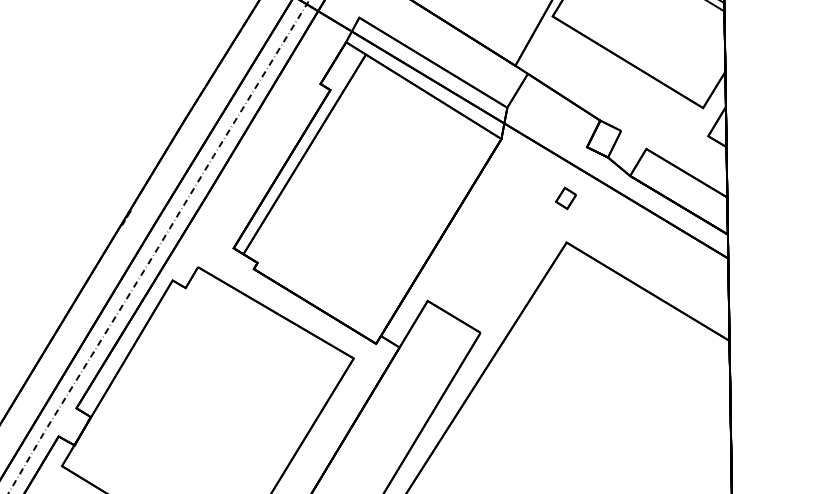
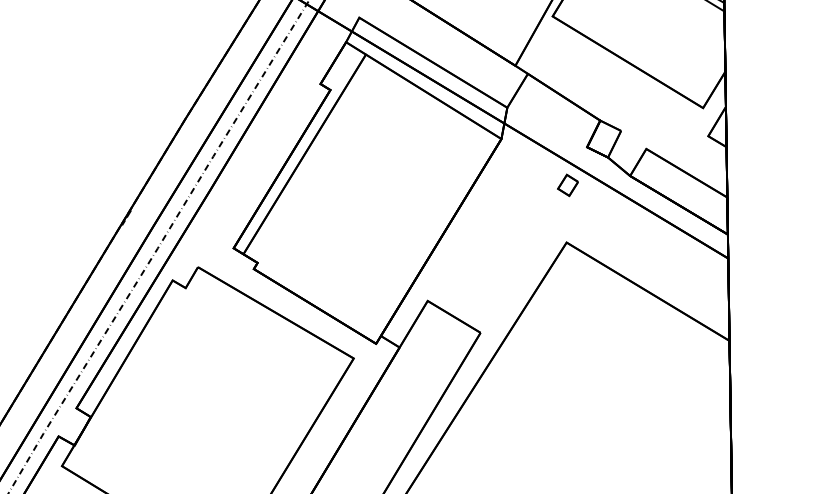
part position: (565, 198) -> (567, 185) (567, 185)
